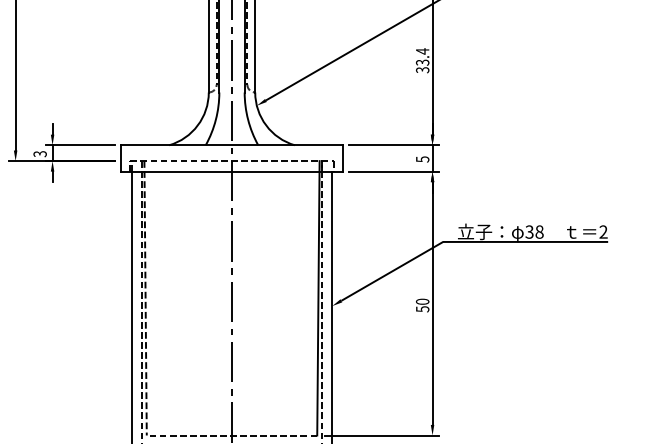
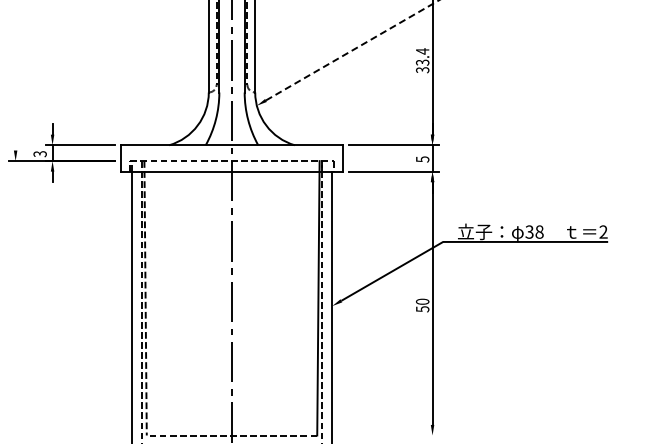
line: solid -> dashed (353, 49)
line: present -> none (15, 76)
line: present -> none (382, 435)
